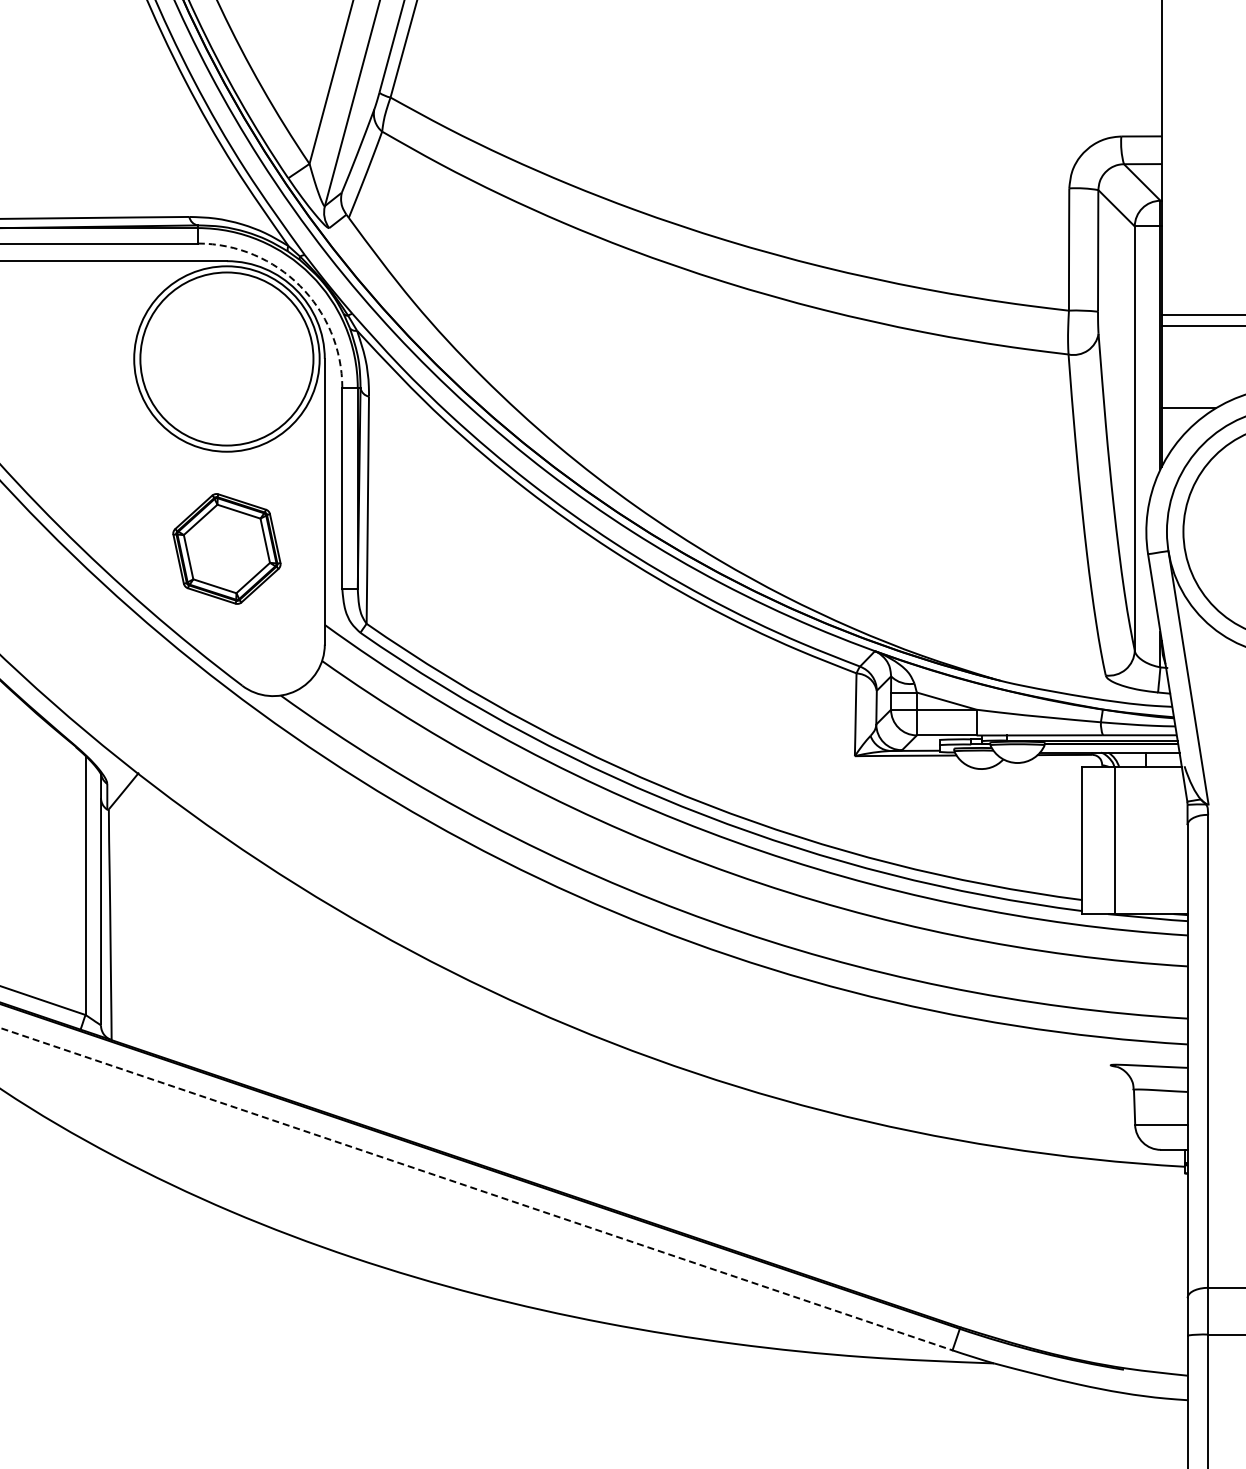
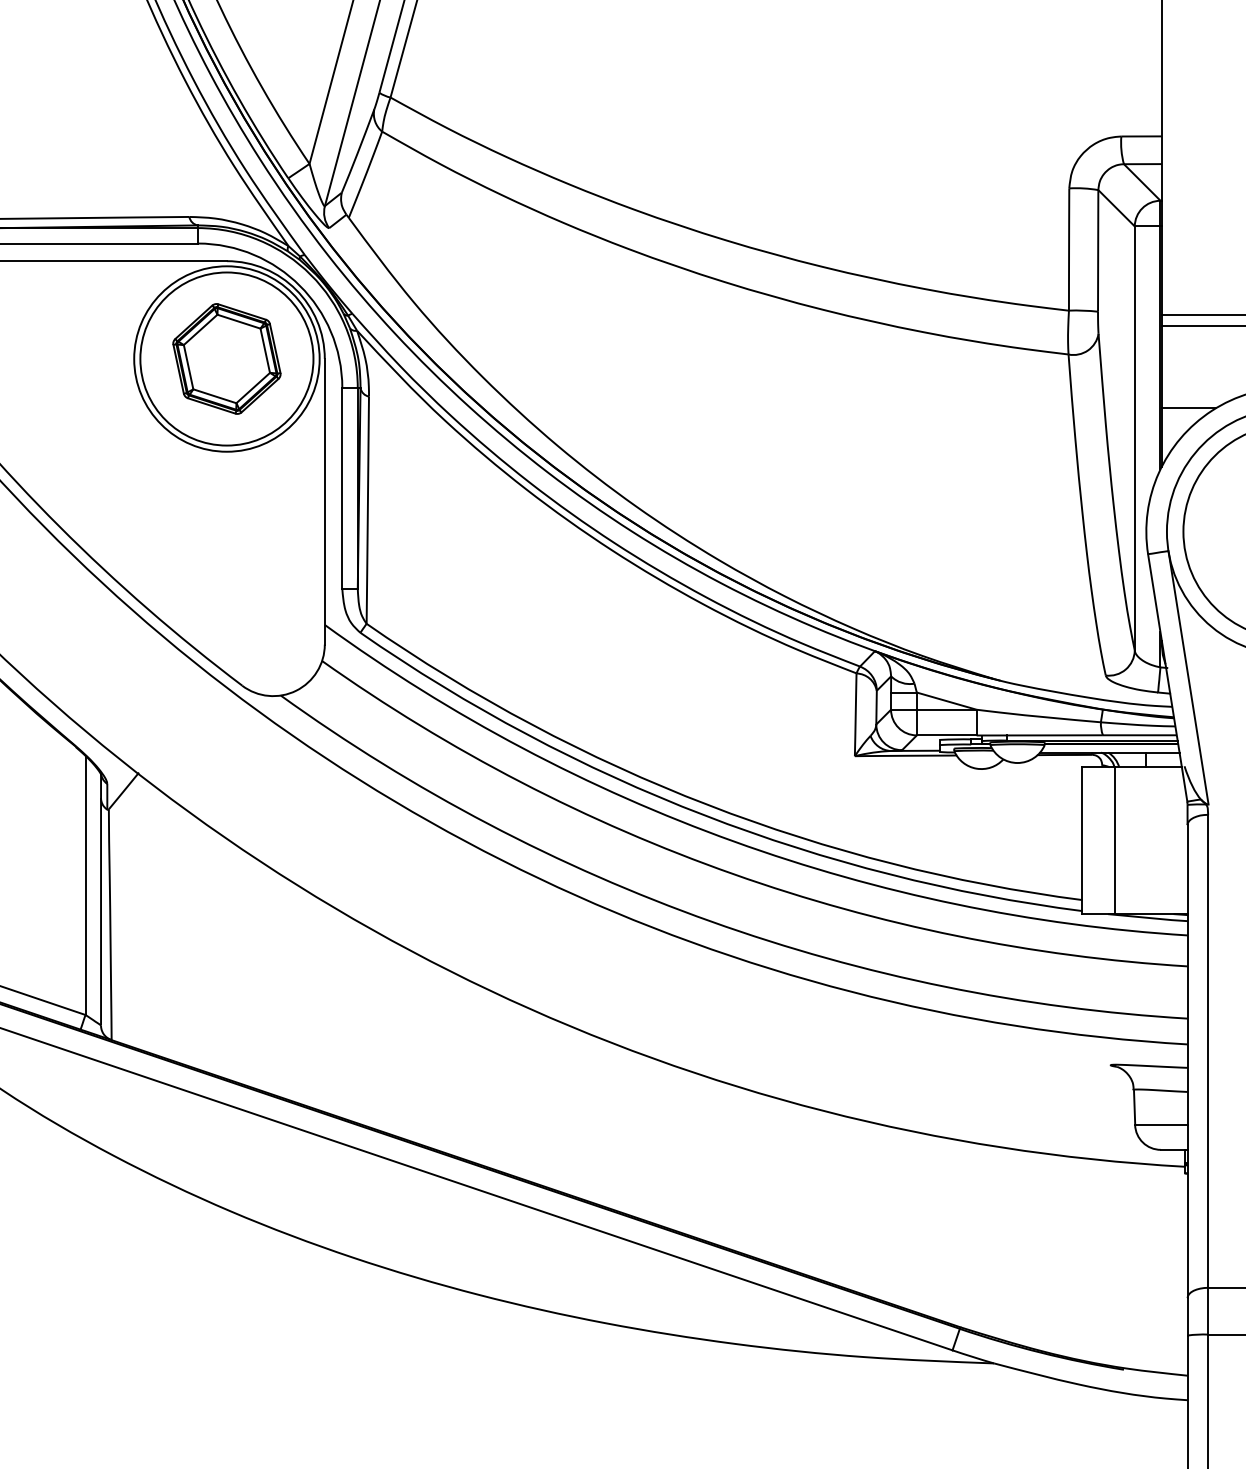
arc: dashed -> solid (299, 285)
part position: (226, 548) -> (226, 358) (226, 358)
line: dashed -> solid (476, 1189)
